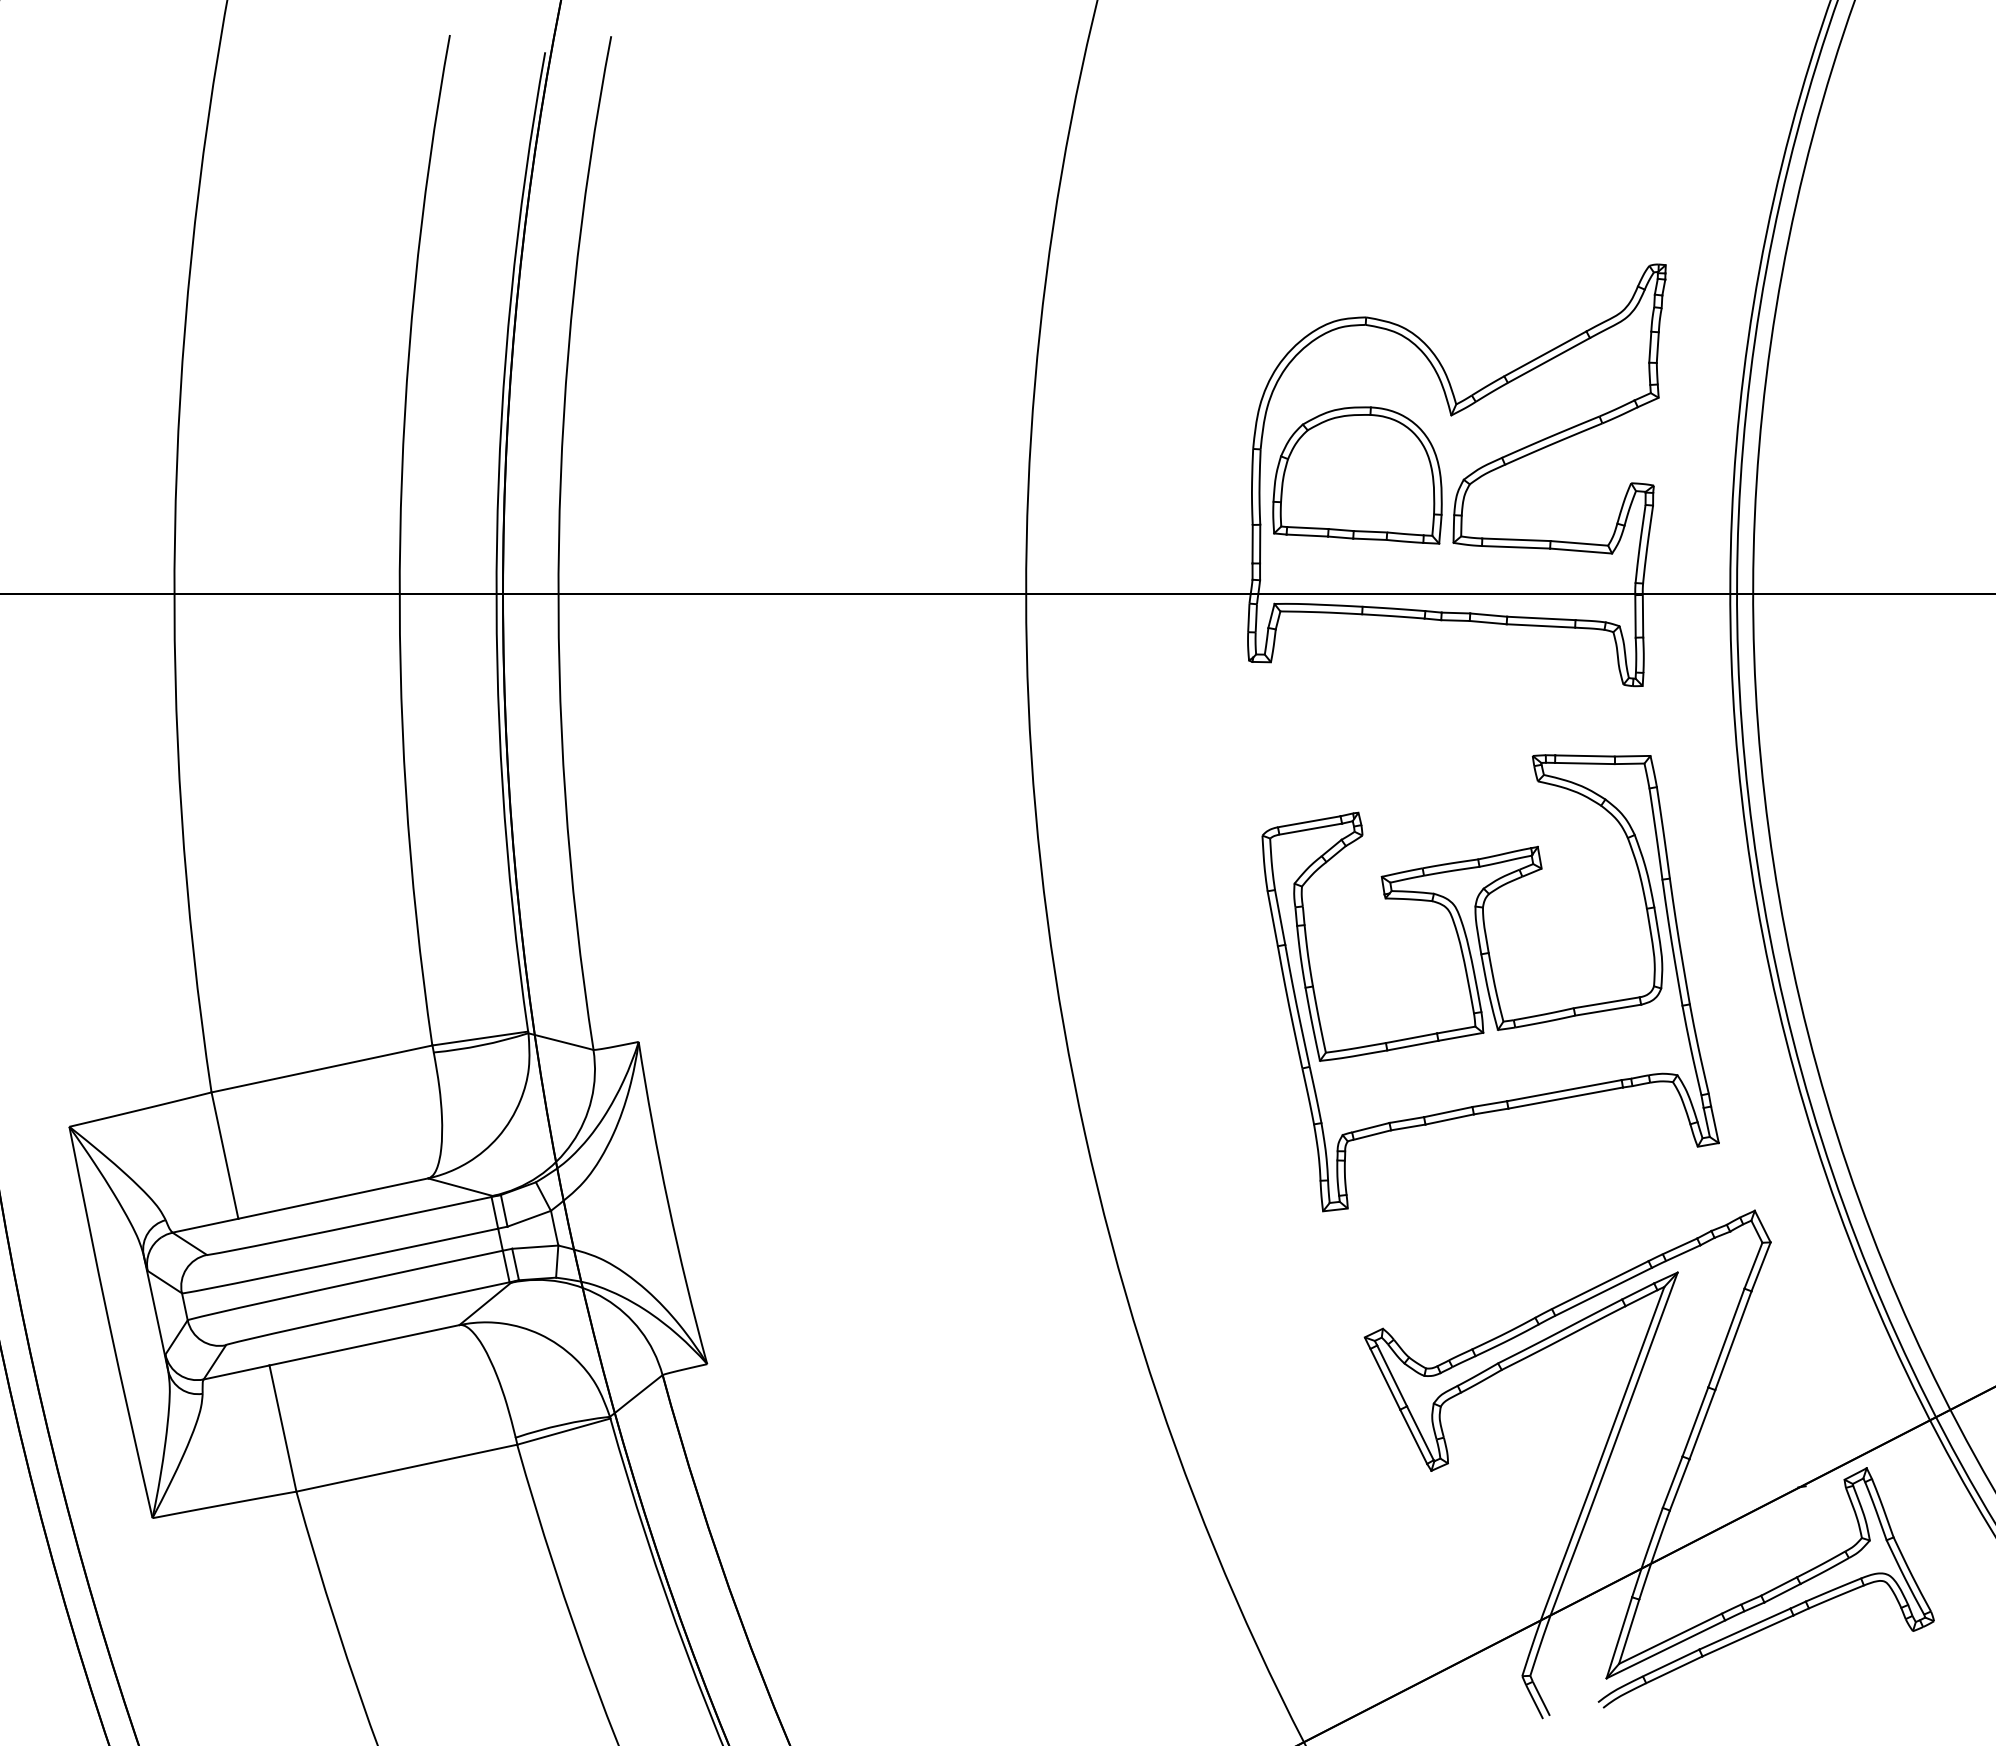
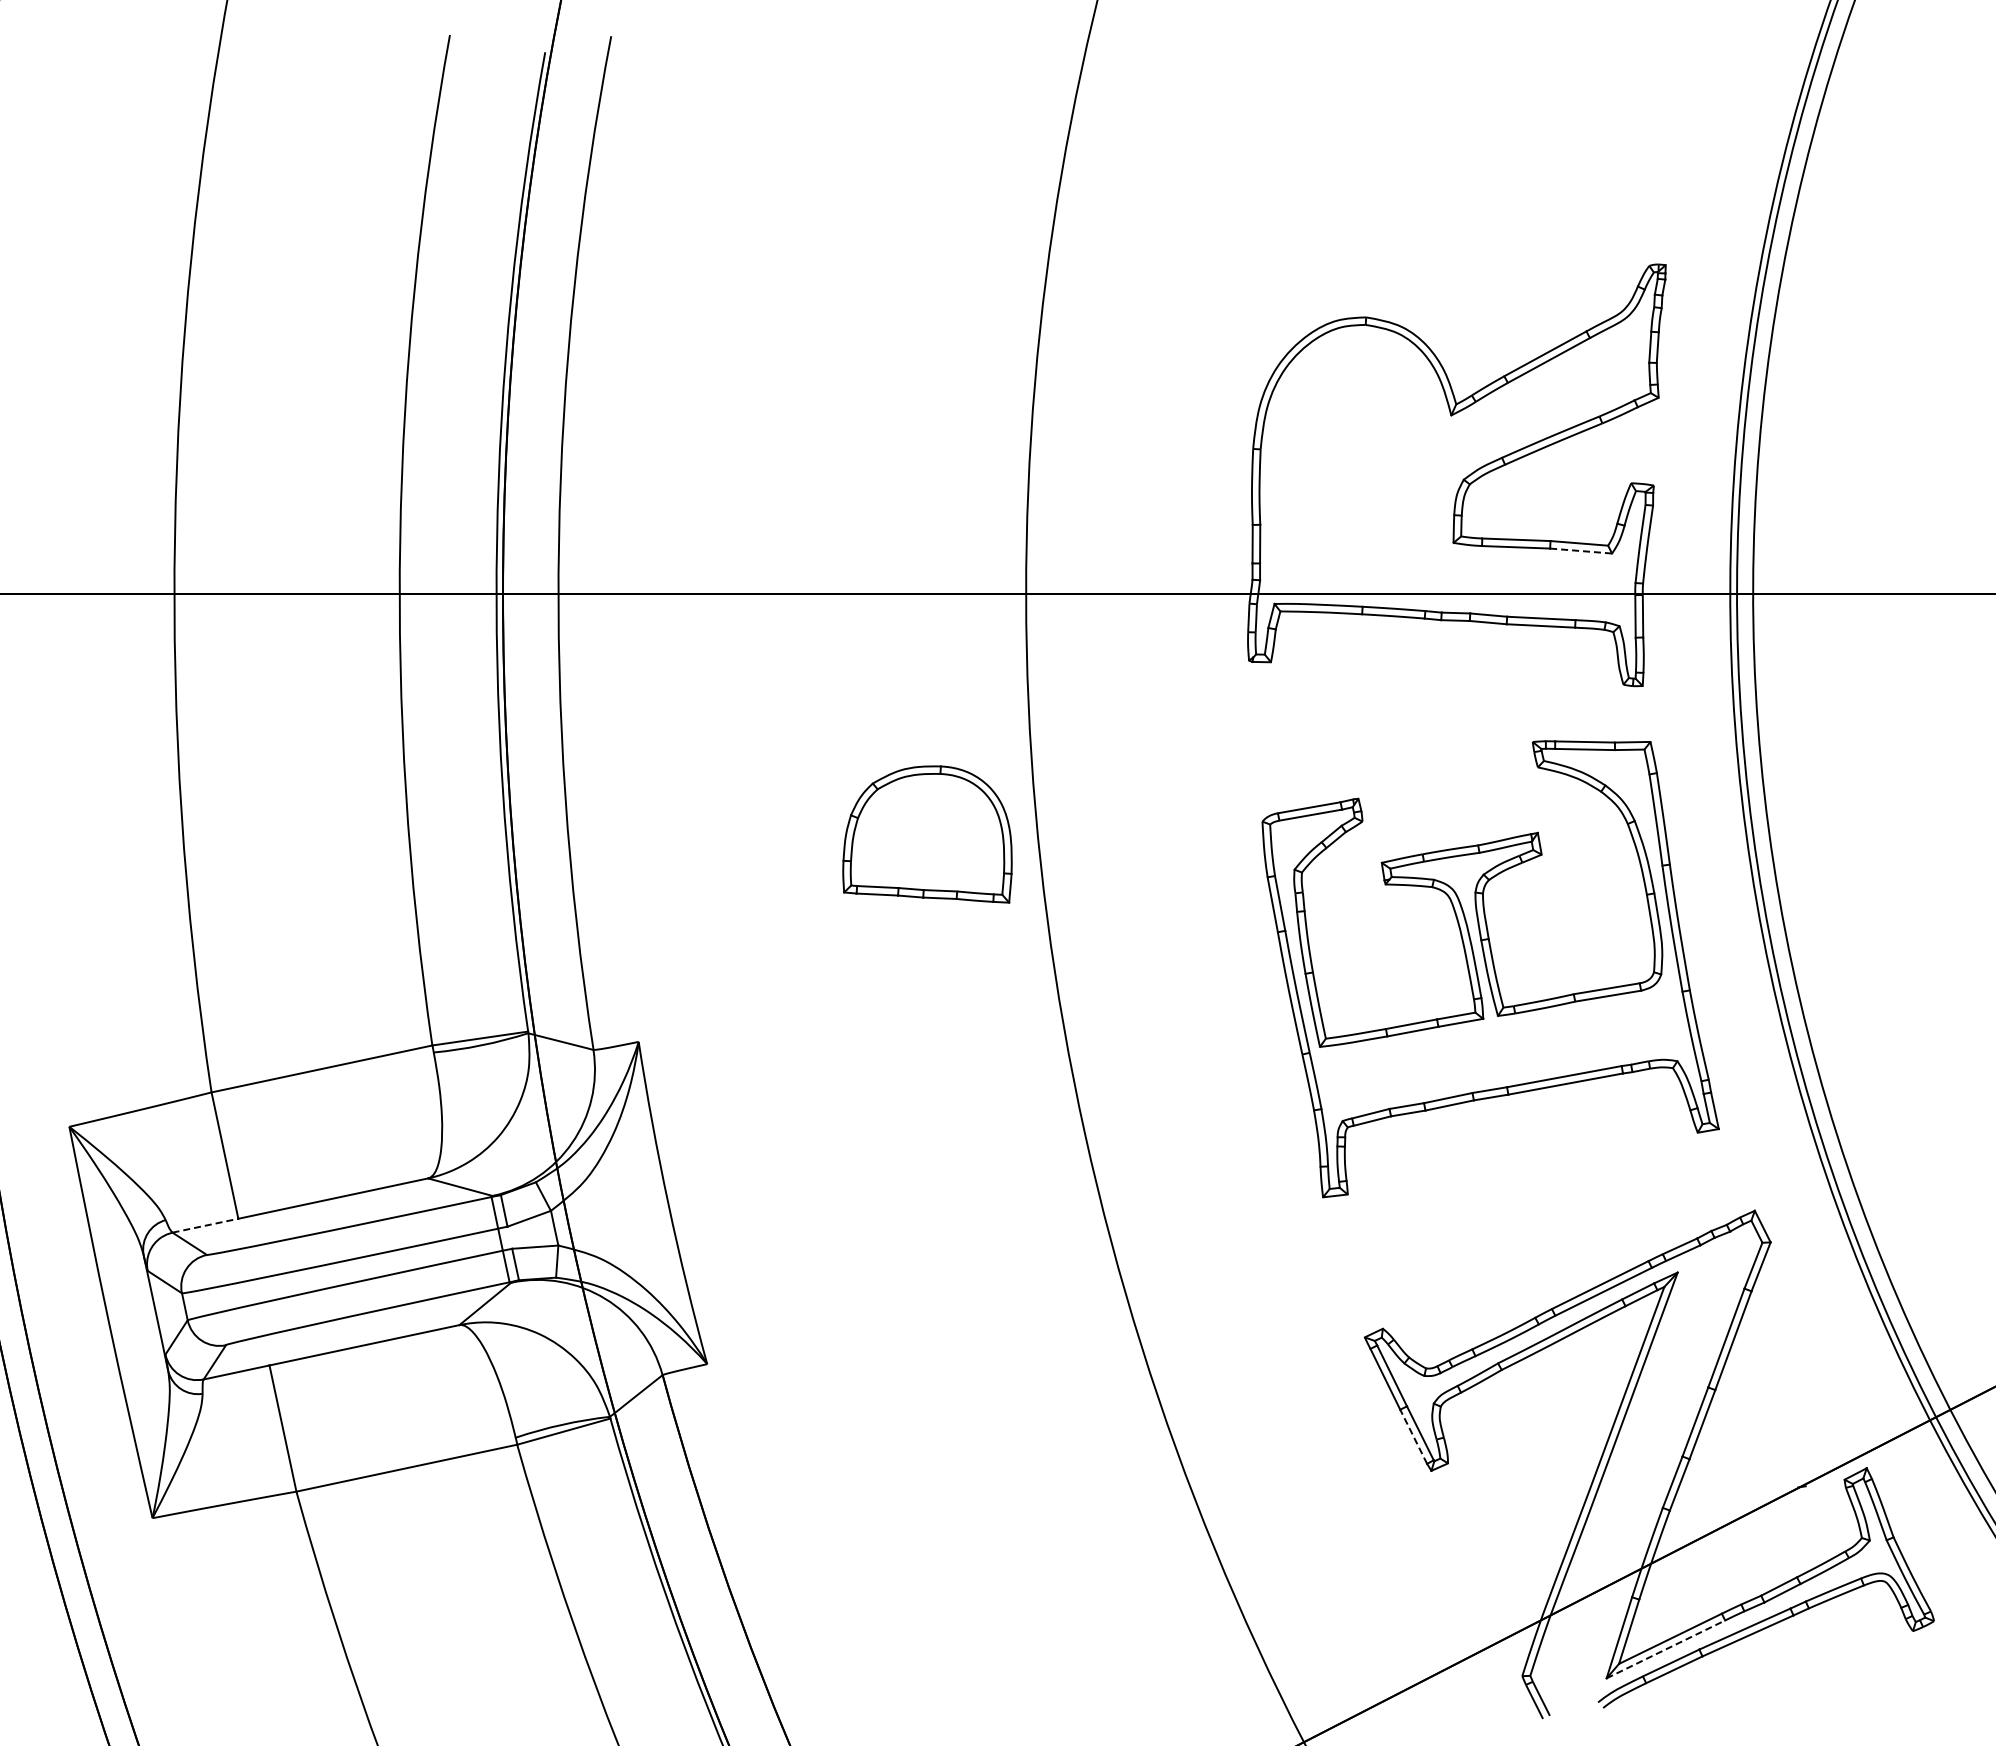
part position: (1357, 475) -> (927, 834) (927, 834)
line: solid -> dashed (1581, 551)
part position: (1490, 983) -> (1490, 969) (1490, 969)
line: solid -> dashed (205, 1225)
line: solid -> dashed (1413, 1436)
line: solid -> dashed (1665, 1649)
